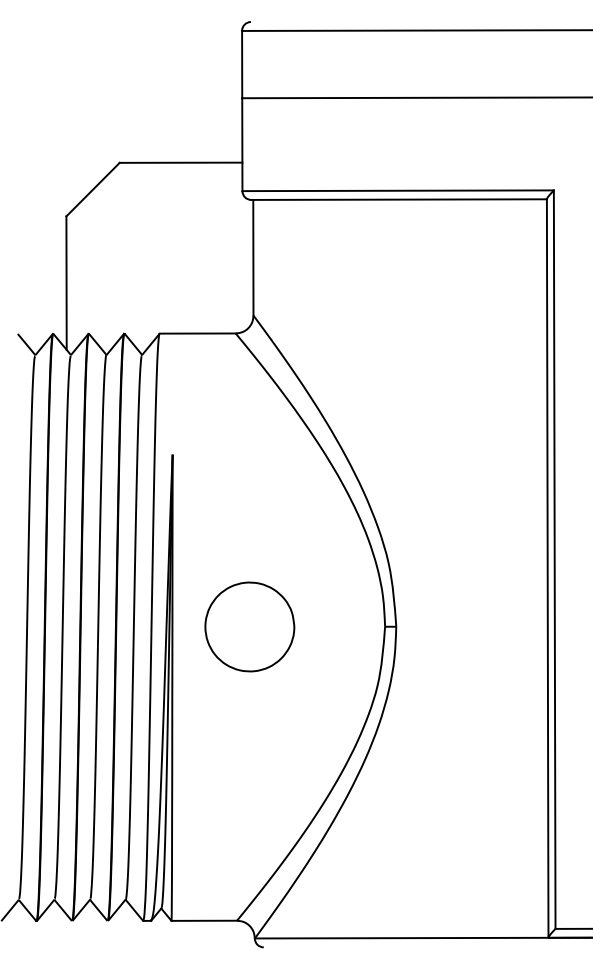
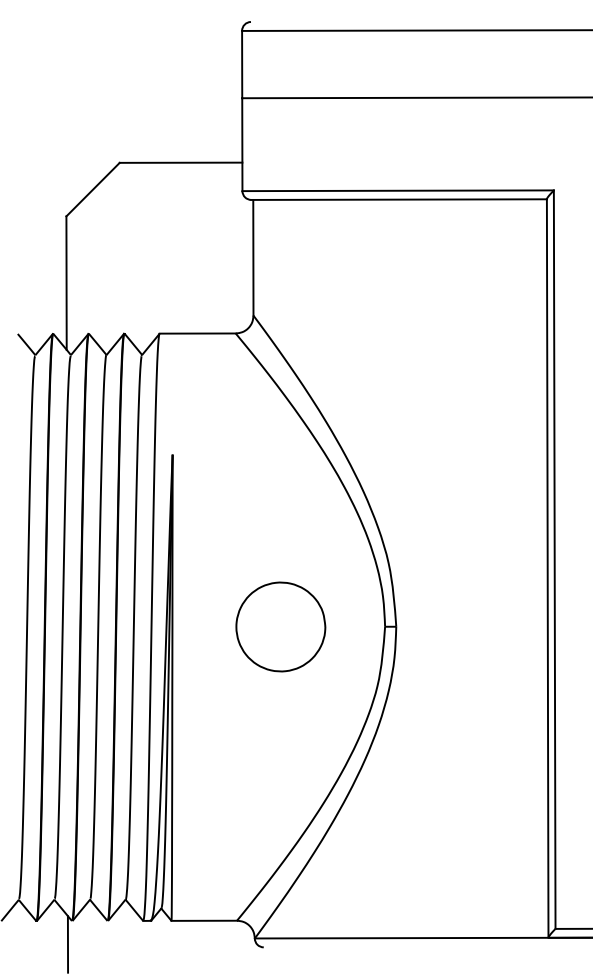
part position: (249, 626) -> (280, 626) (280, 626)
line: none -> present (67, 943)
